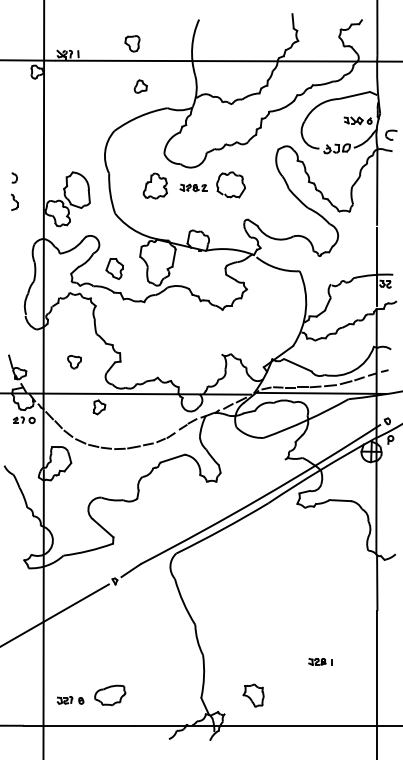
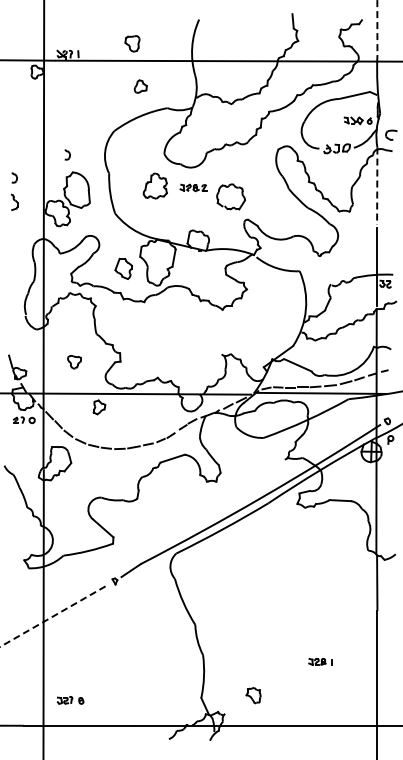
line: solid -> dashed (377, 27)
part: none -> present (67, 154)
part position: (230, 184) -> (230, 196) (230, 196)
line: solid -> dashed (377, 186)
part position: (114, 268) -> (123, 268) (123, 268)
line: solid -> dashed (55, 615)
part: present -> none (110, 695)
part size: 23x25 px -> 17x18 px (253, 695)
